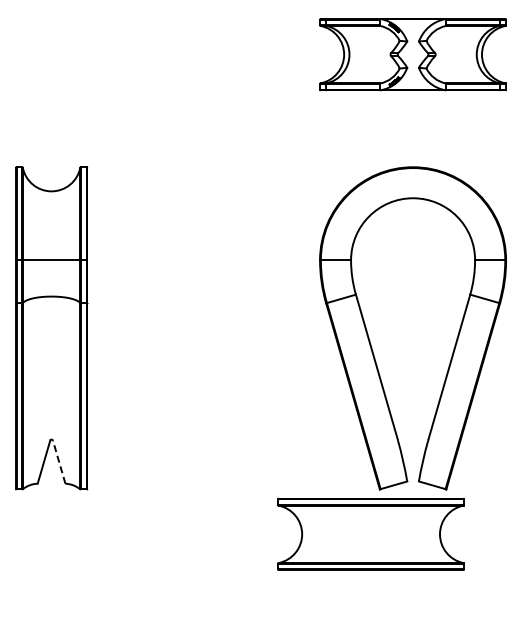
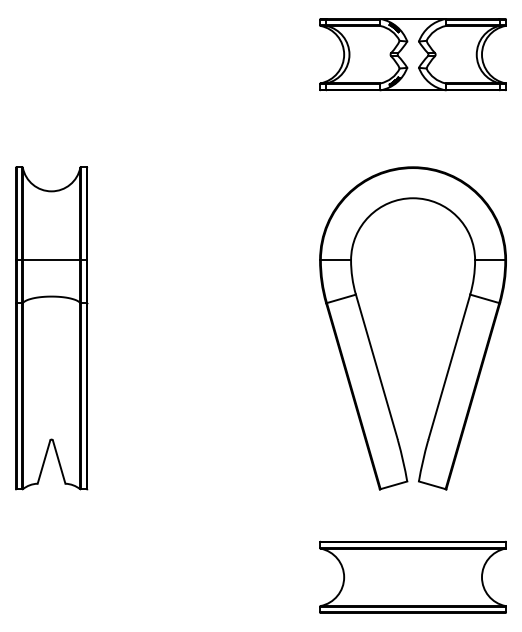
line: dashed -> solid (59, 461)
part position: (370, 533) -> (412, 576) (412, 576)
